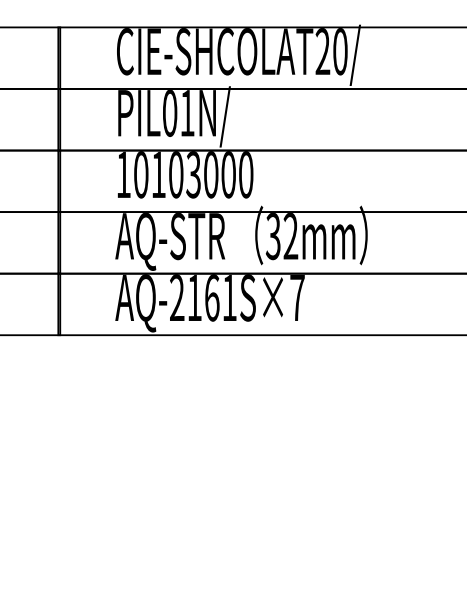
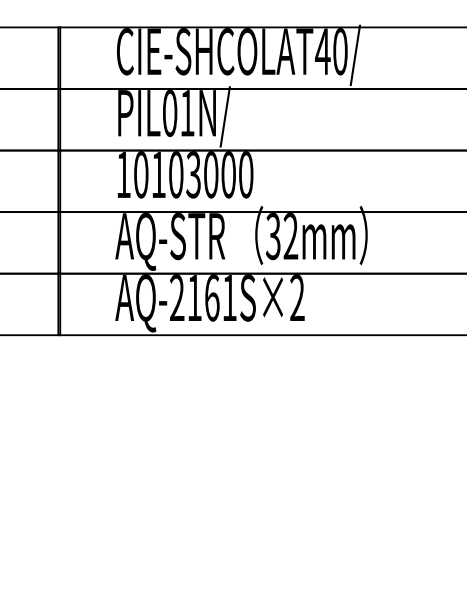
text: CIE-SHCOLAT20/ -> CIE-SHCOLAT40/ (322, 51)
text: AQ-2161S×7 -> AQ-2161S×2 (297, 297)
